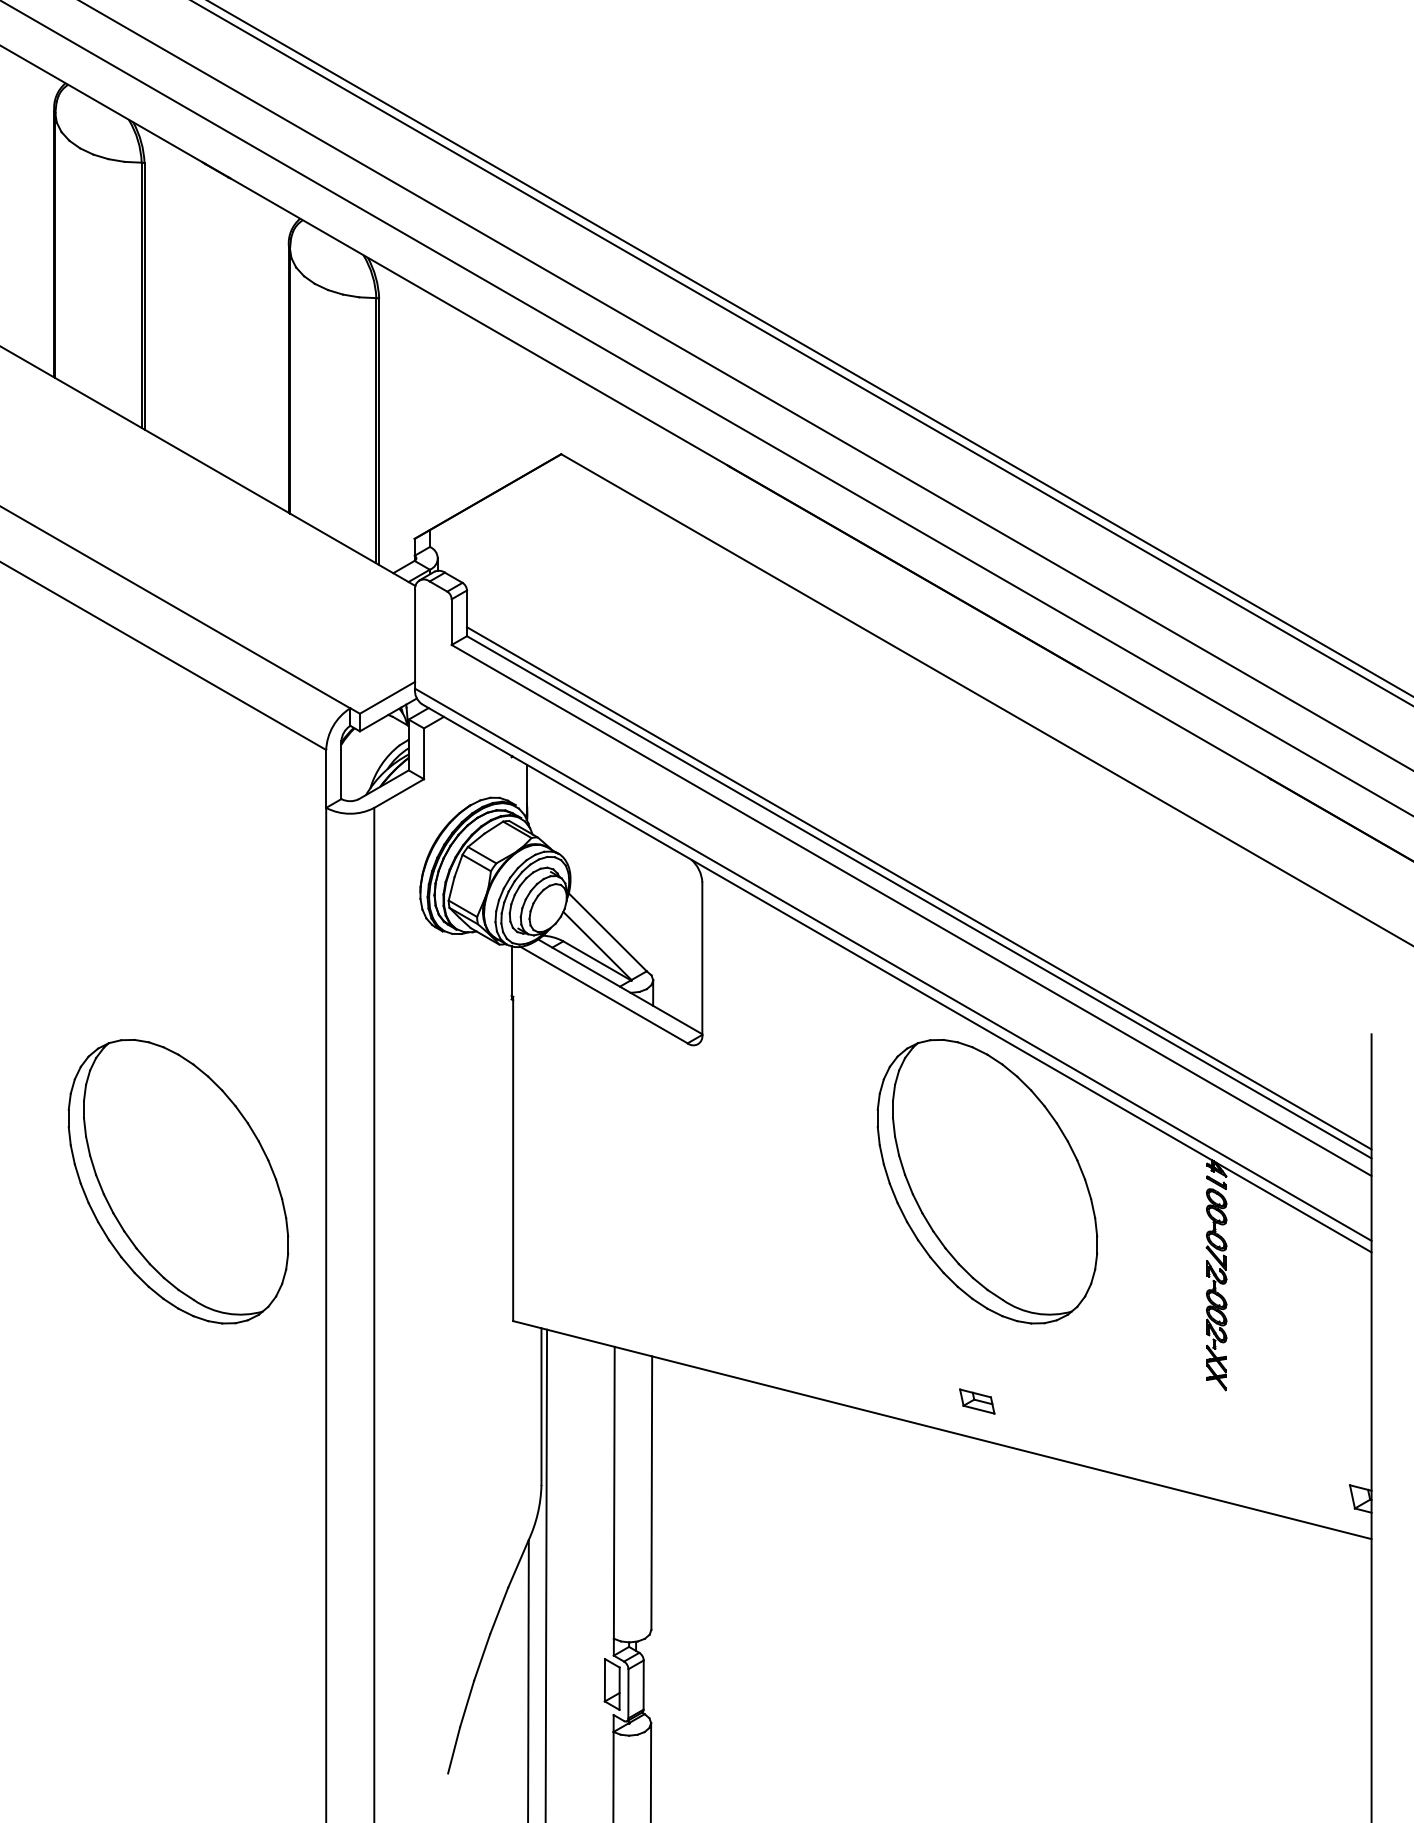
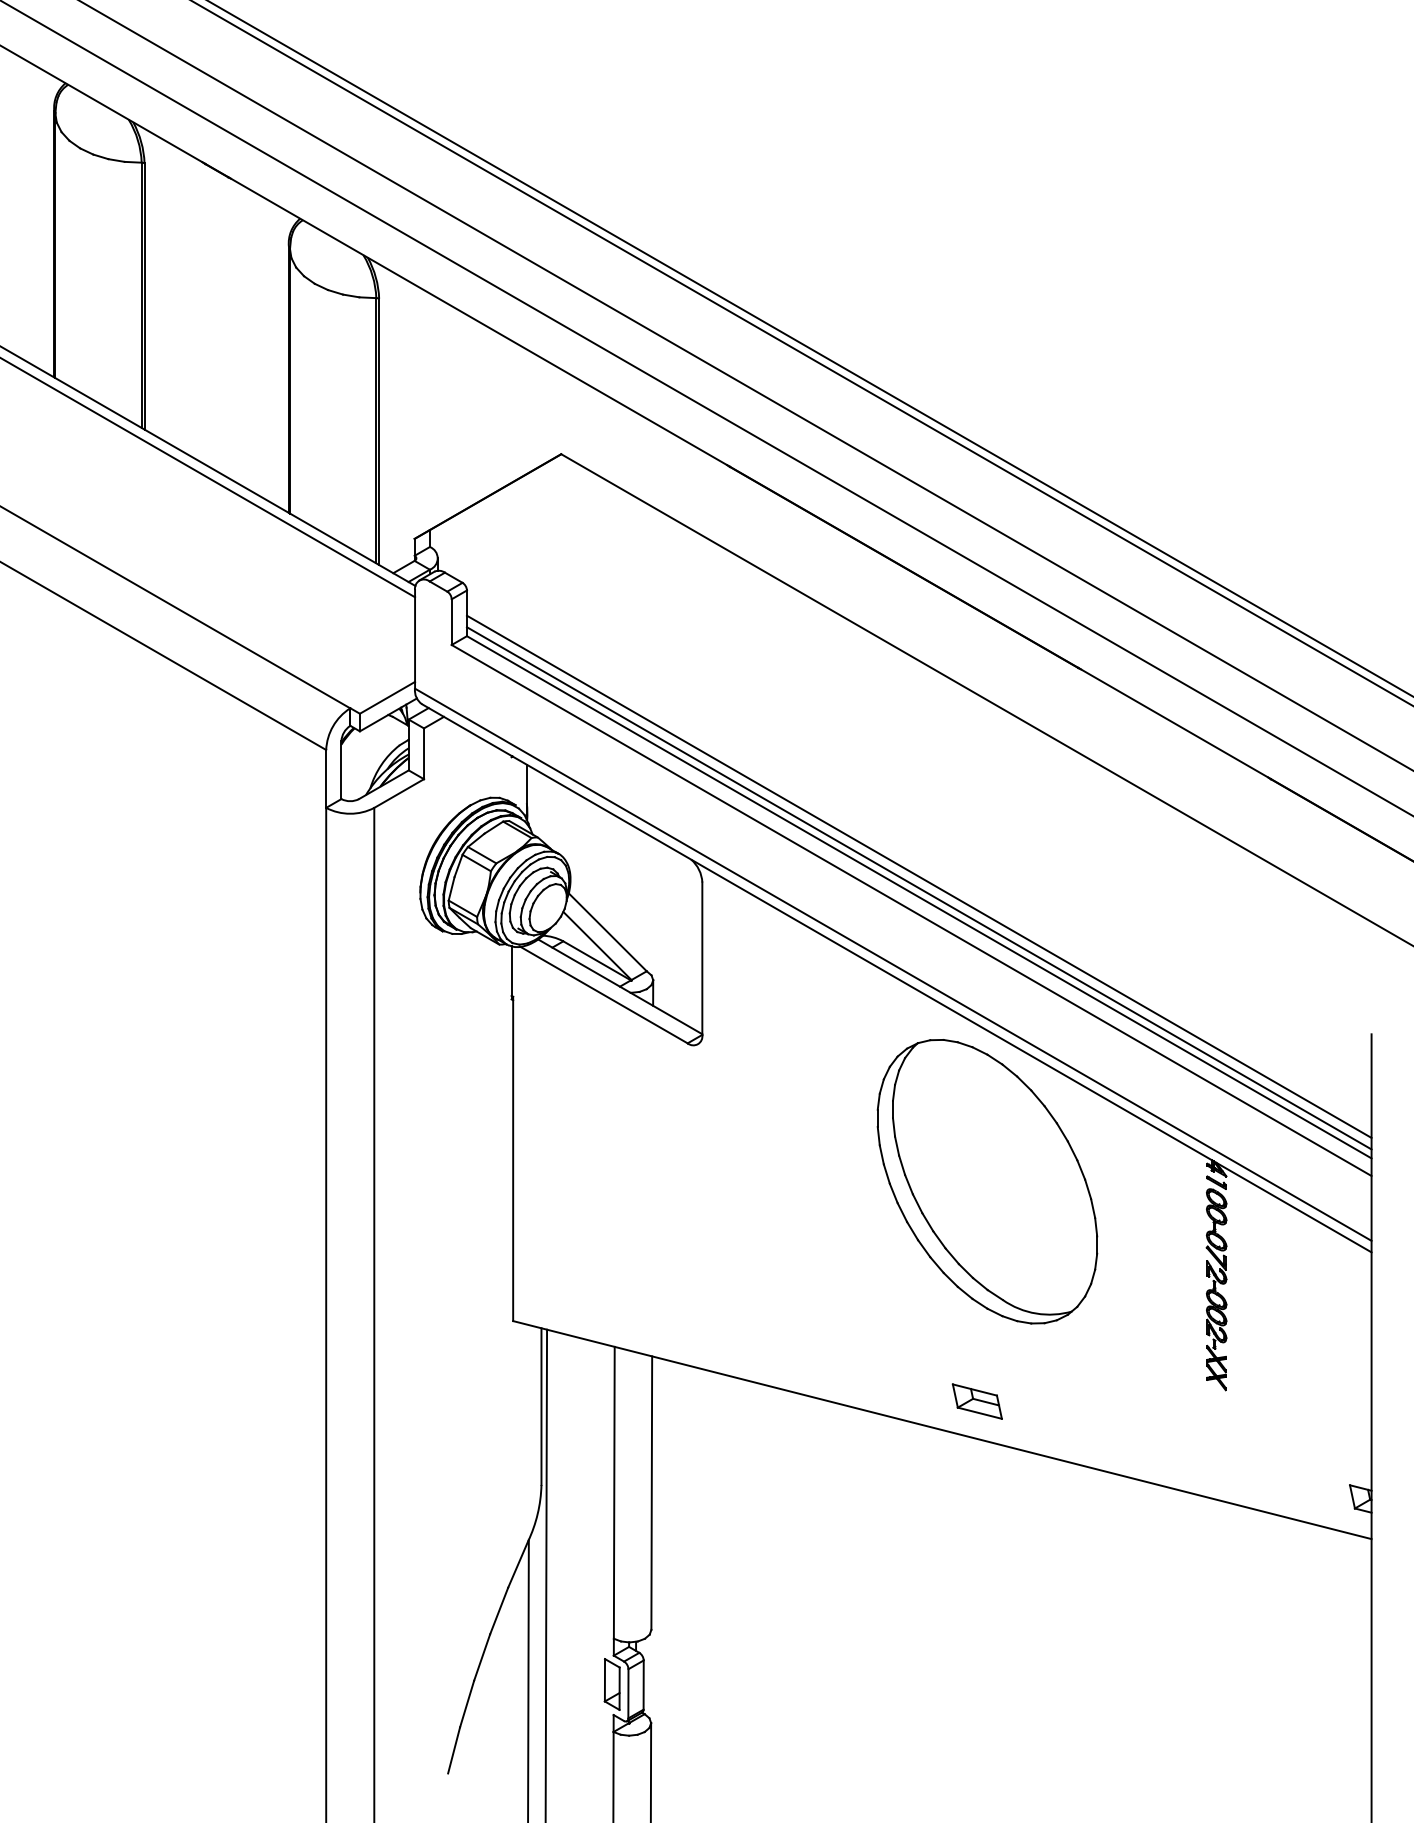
line: none -> present (208, 478)
line: none -> present (918, 876)
part: present -> none (178, 1181)
part size: 37x27 px -> 52x37 px (976, 1401)
